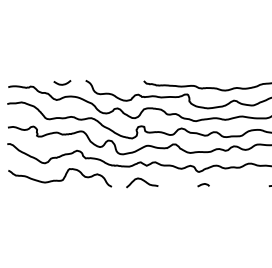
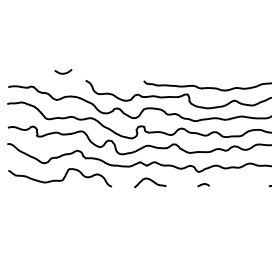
curve position: (62, 83) -> (63, 72) (63, 72)
curve position: (143, 181) -> (151, 181) (151, 181)
